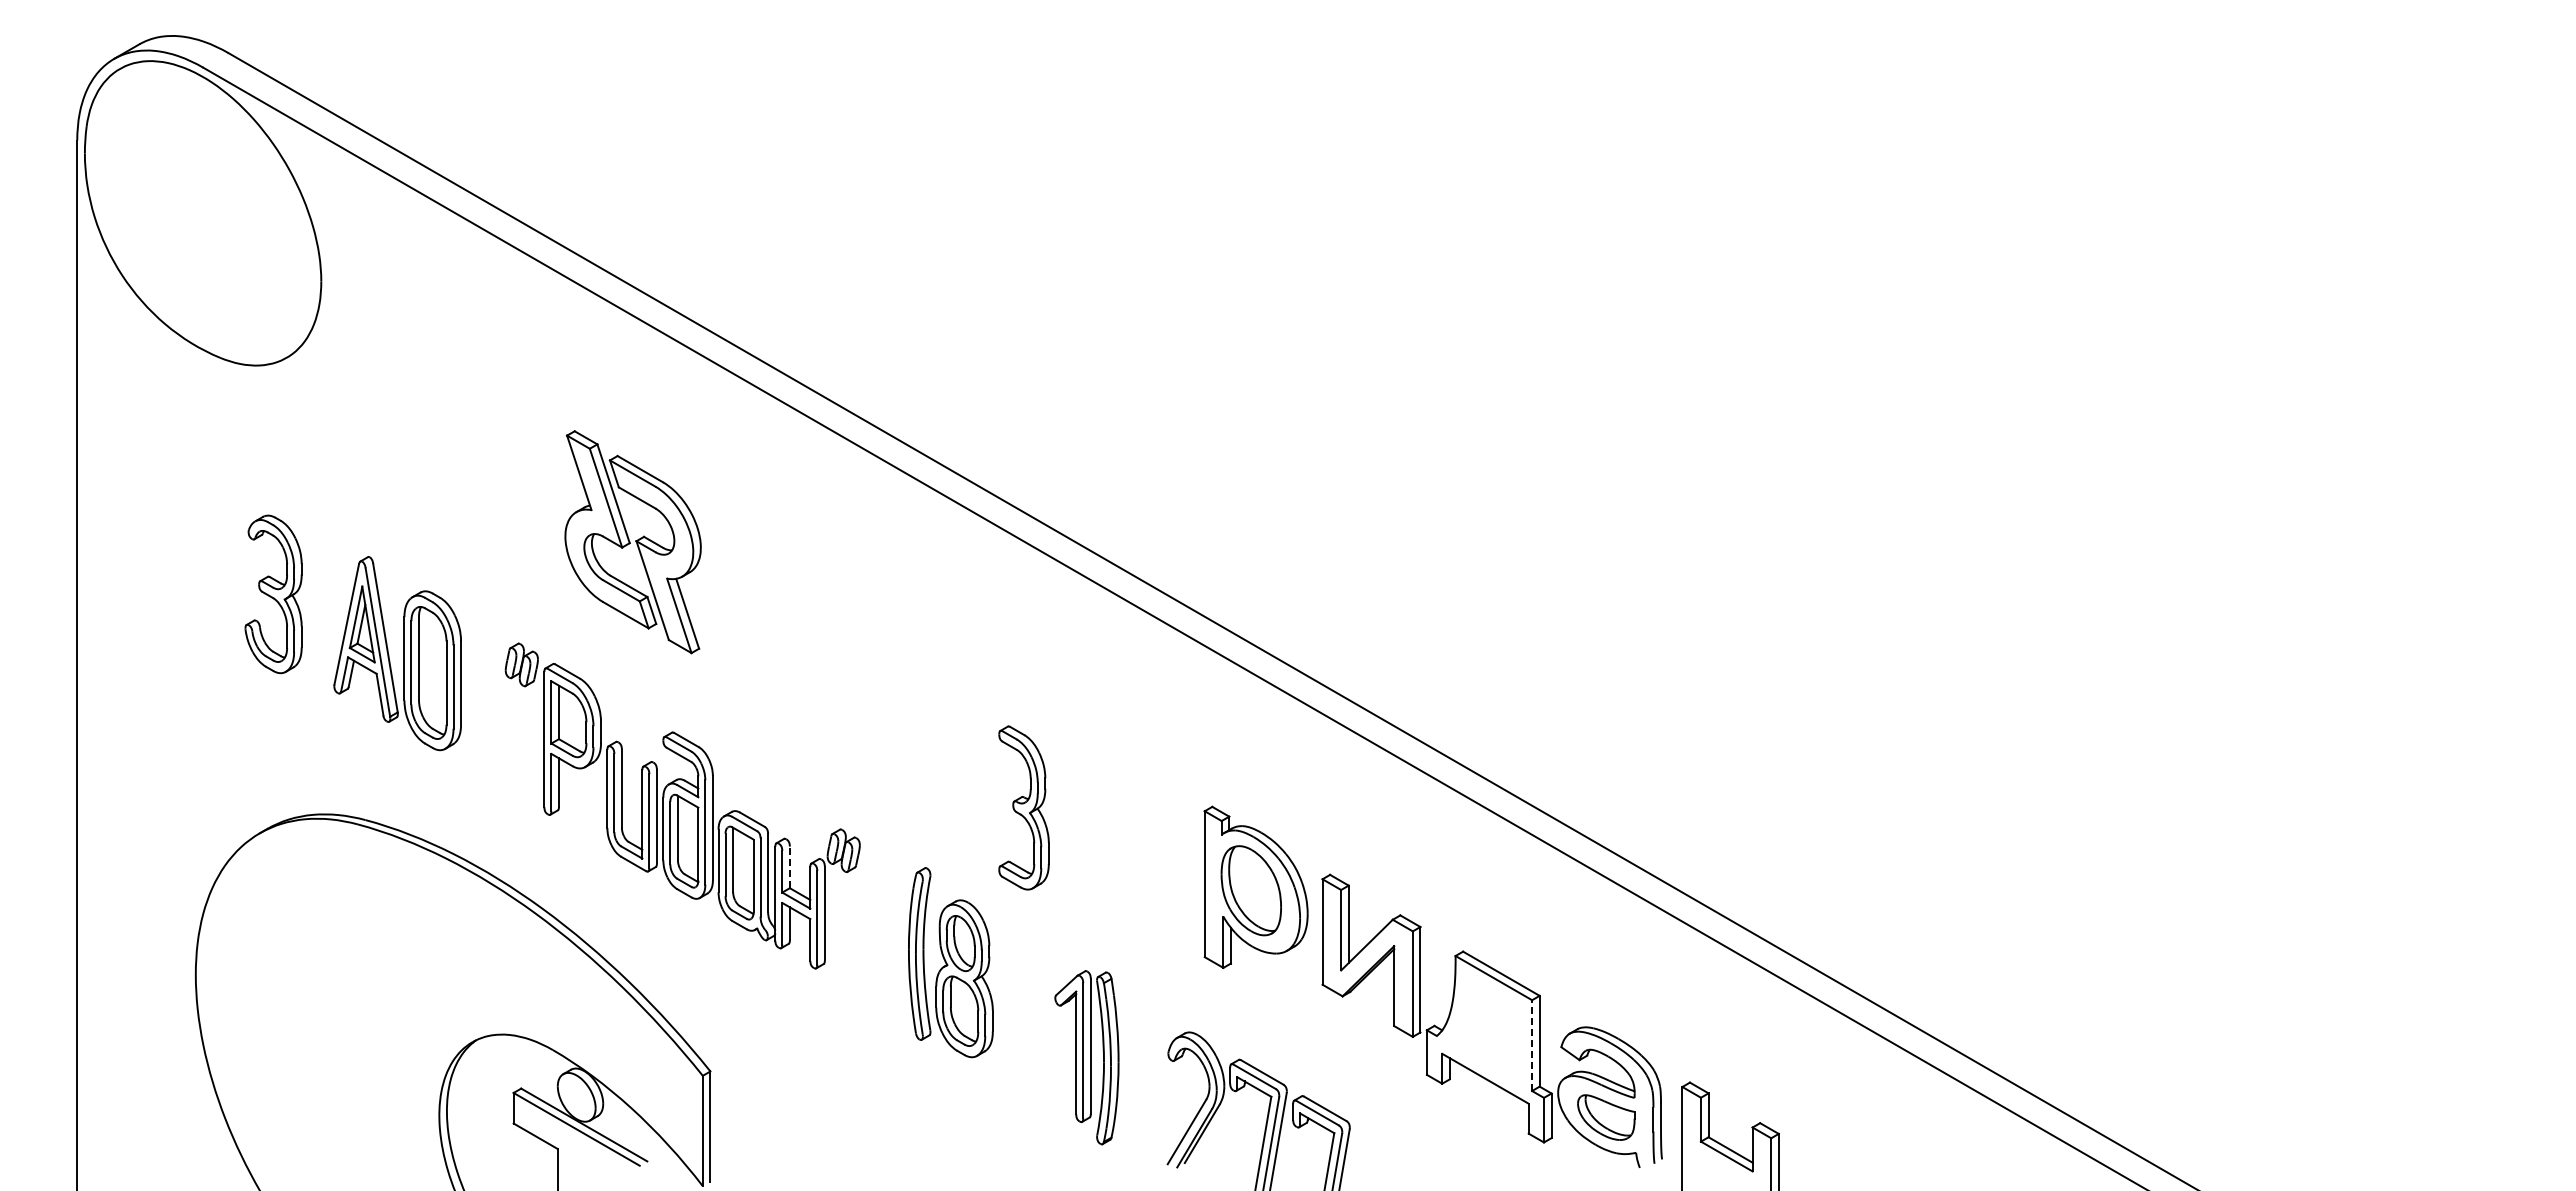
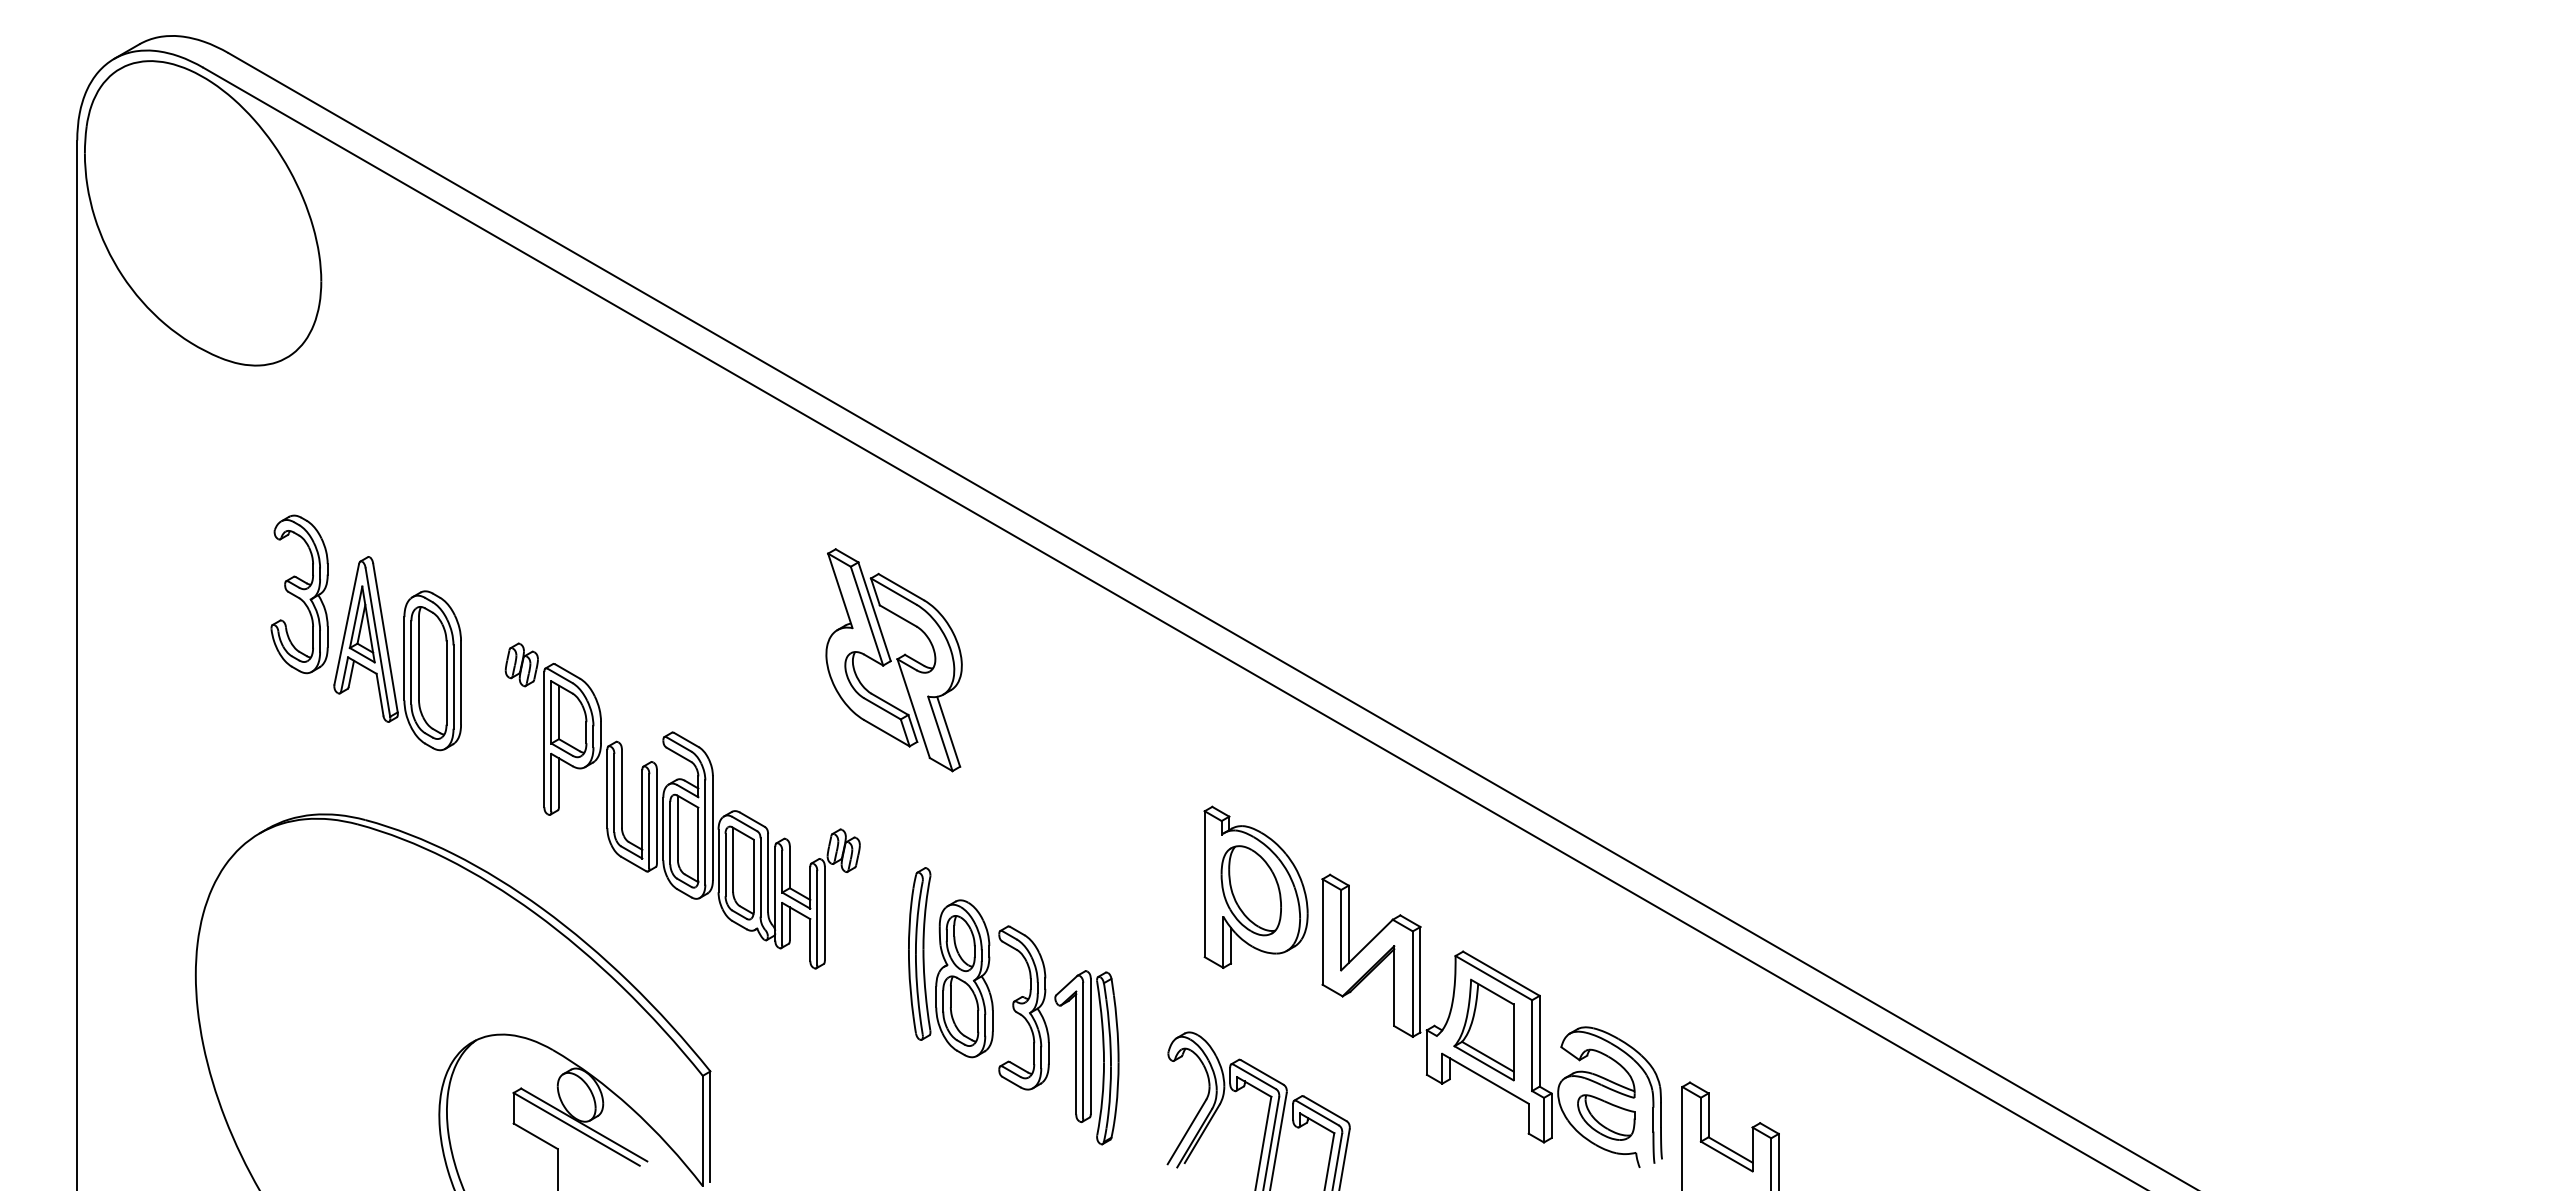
part position: (632, 542) -> (893, 660) (893, 660)
part position: (273, 594) -> (299, 594) (299, 594)
part position: (1023, 807) -> (1023, 1007) (1023, 1007)
line: dashed -> solid (789, 867)
part: none -> present (1483, 1029)
line: dashed -> solid (1532, 1045)
